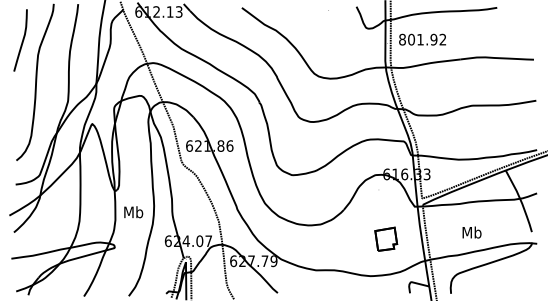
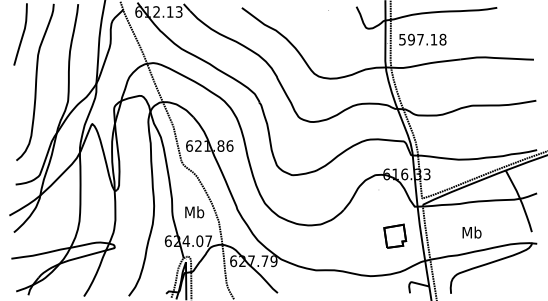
text: 801.92 -> 597.18 (422, 39)
curve position: (21, 41) -> (21, 35) (21, 35)
text position: (133, 212) -> (194, 212) (194, 212)
part position: (386, 238) -> (395, 235) (395, 235)
